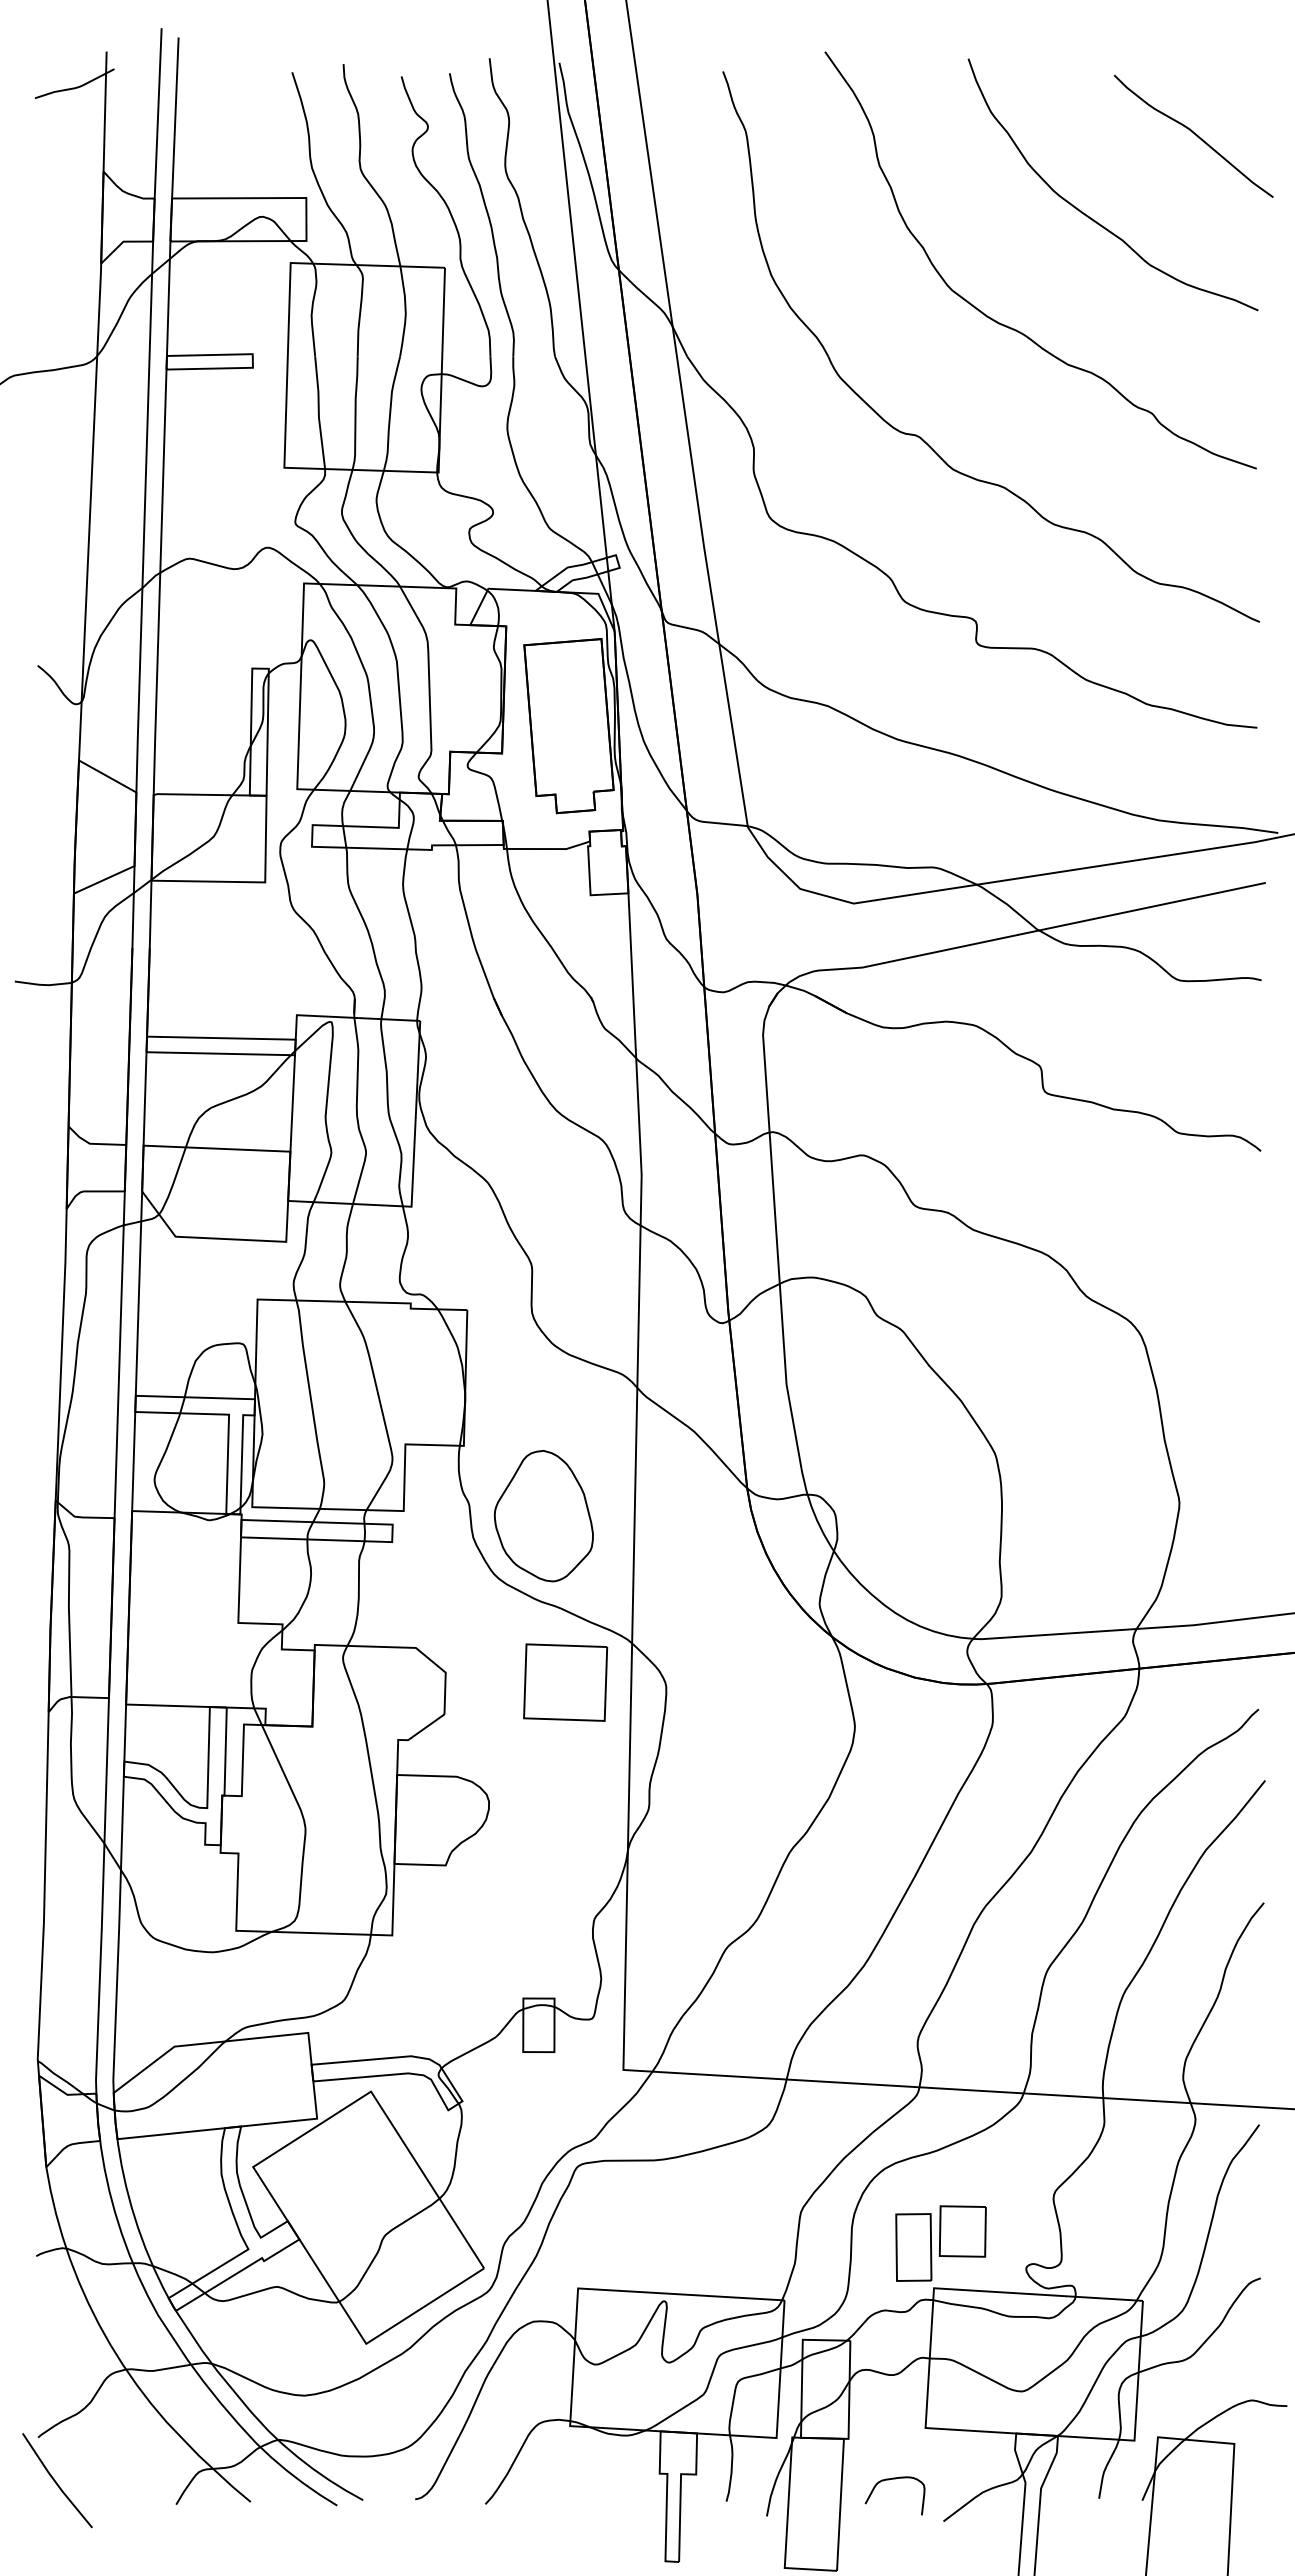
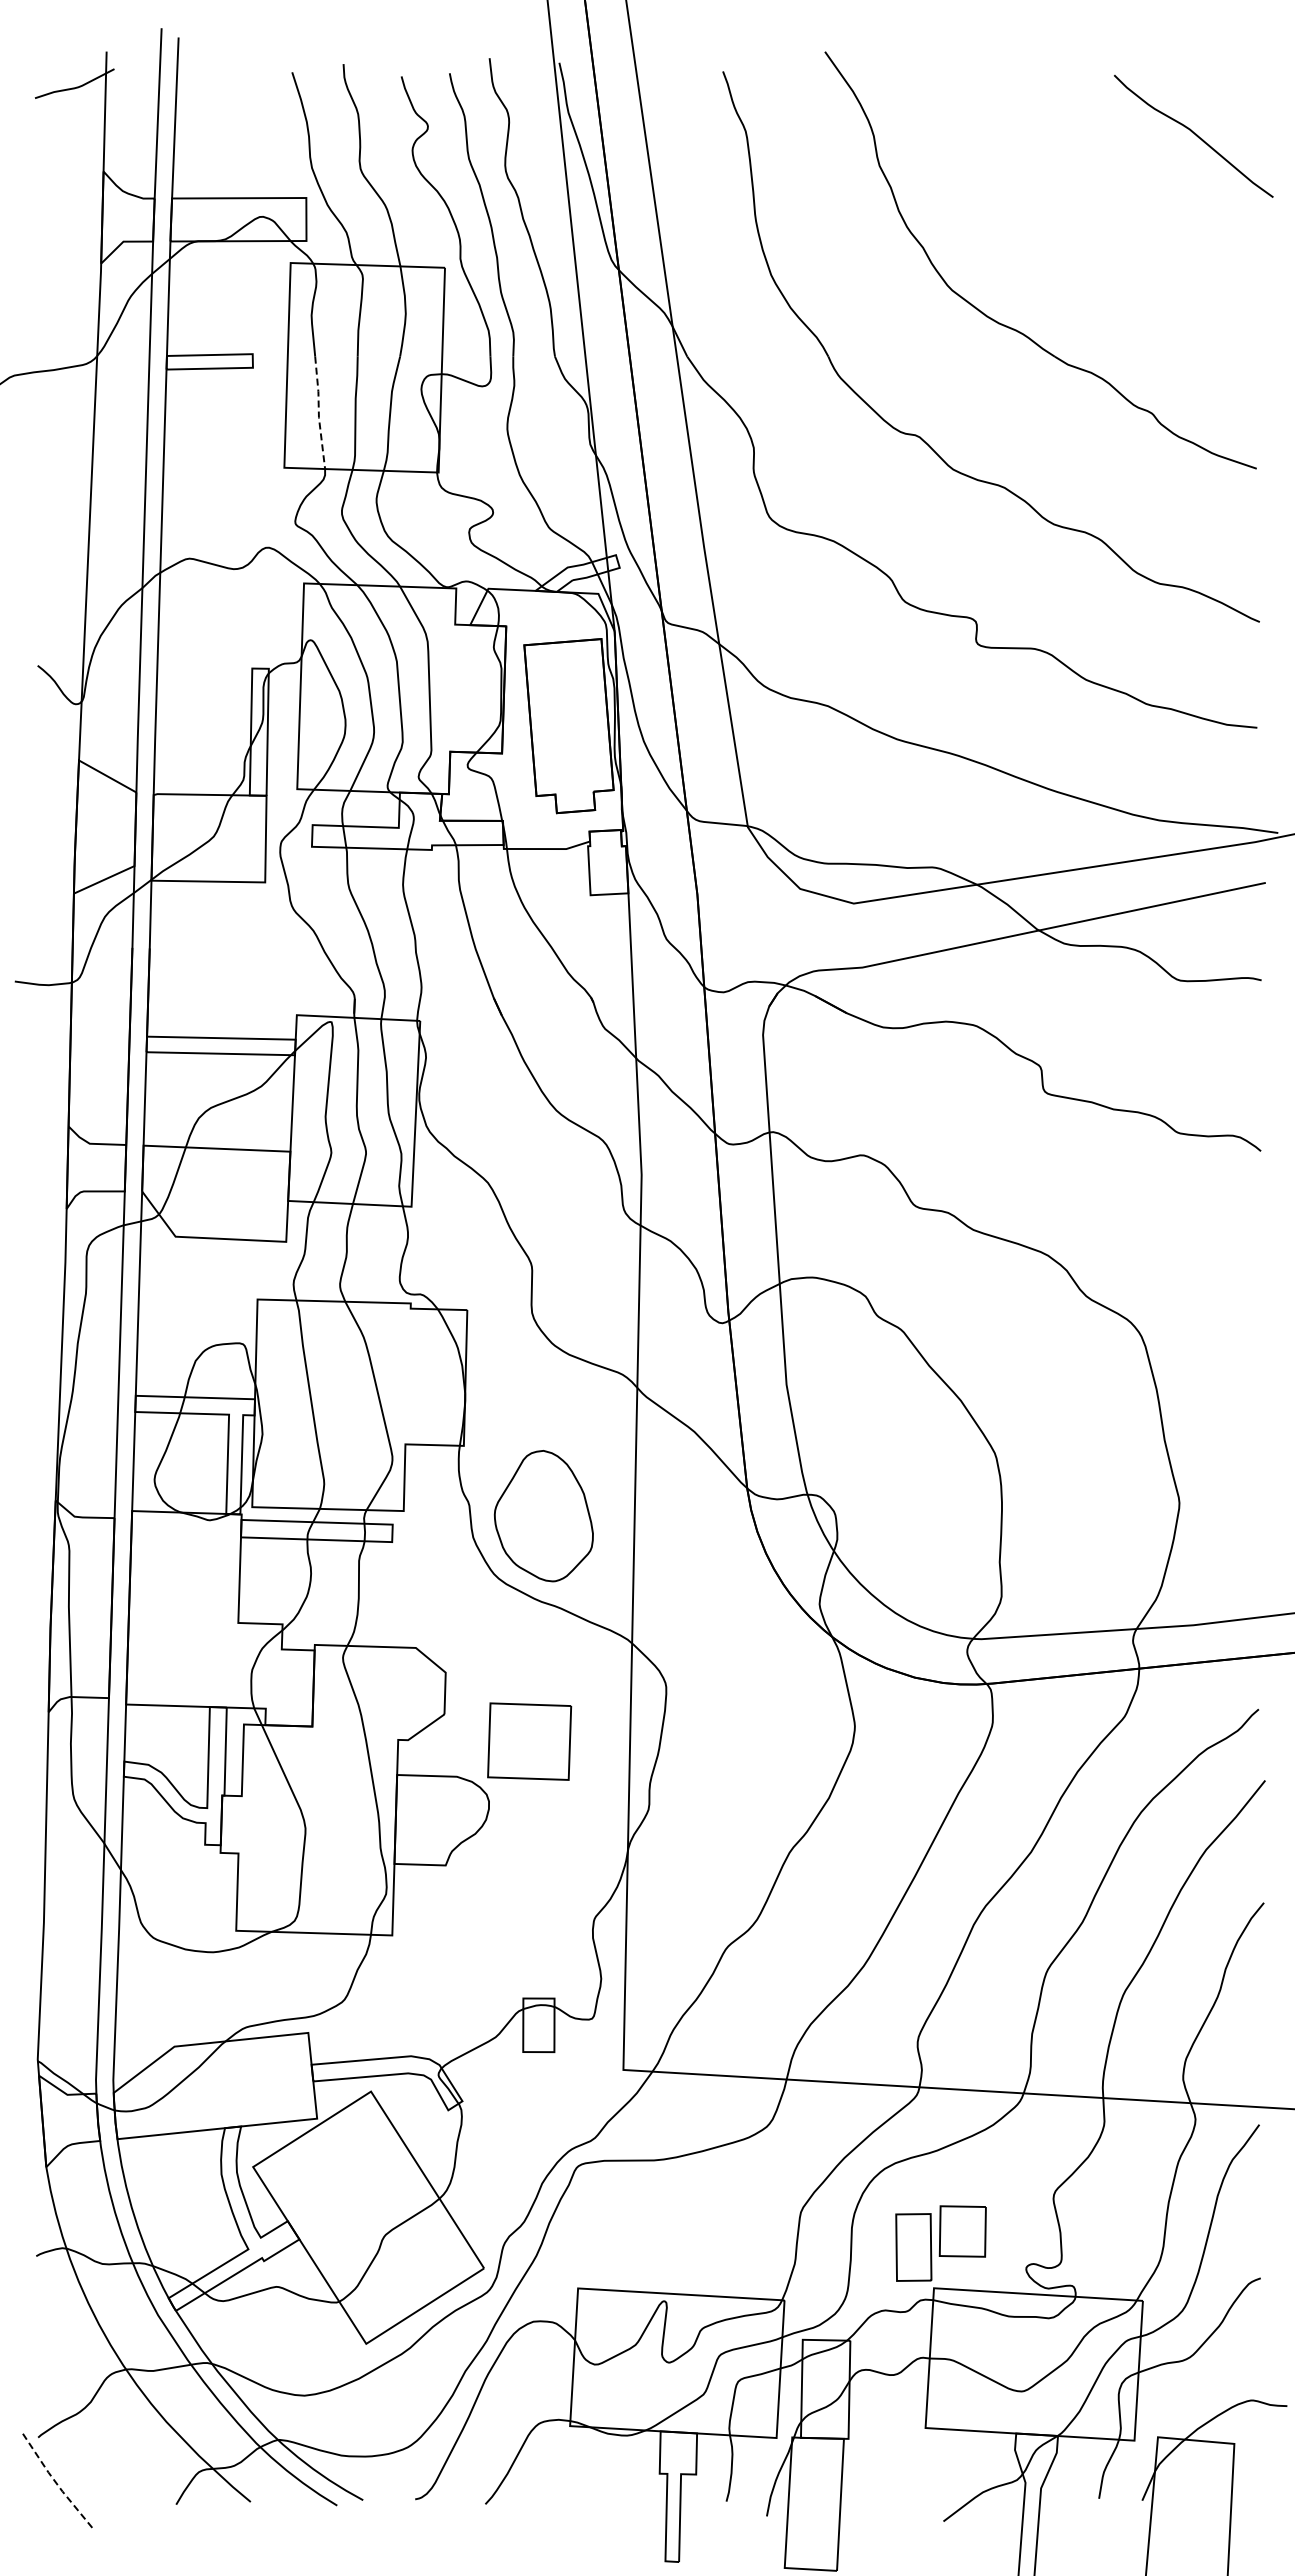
curve: present -> none (1091, 217)
line: solid -> dashed (318, 412)
part position: (565, 1682) -> (529, 1741) (529, 1741)
curve: present -> none (889, 2480)
line: solid -> dashed (55, 2482)
